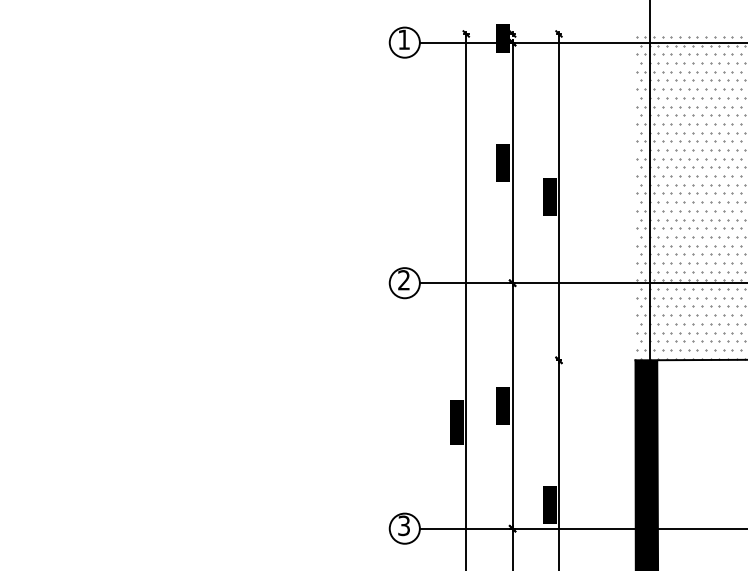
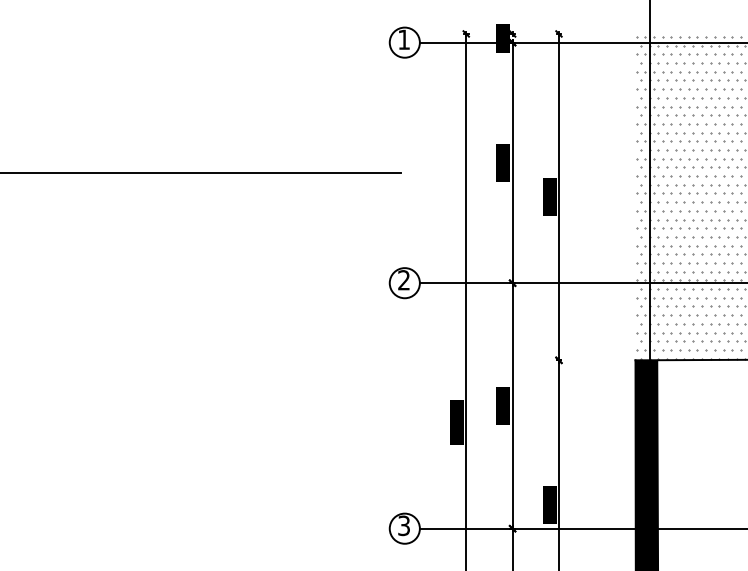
line: none -> present (201, 173)
